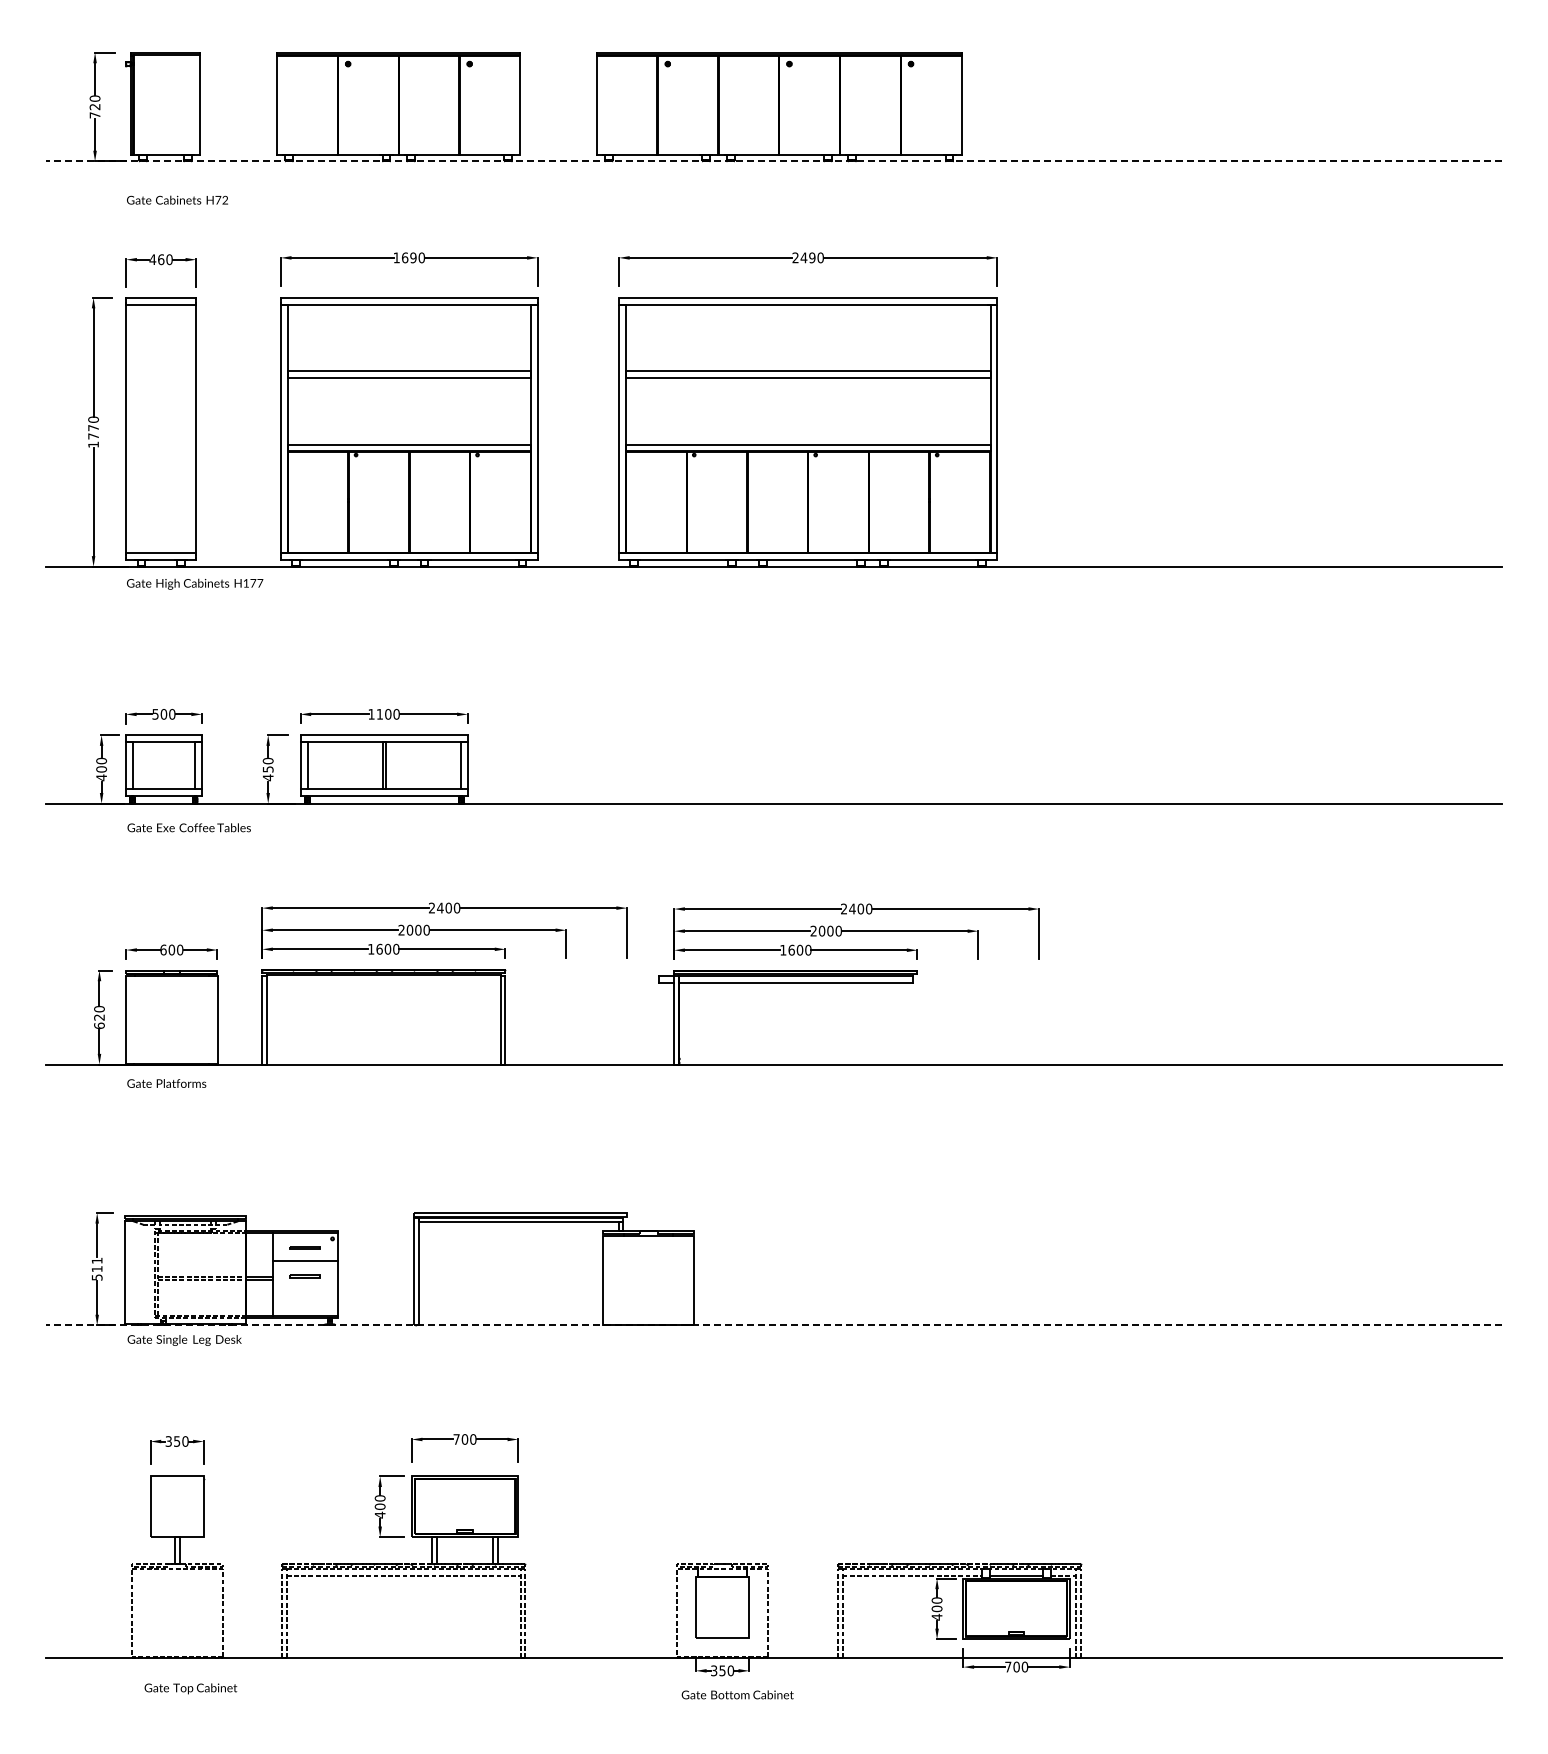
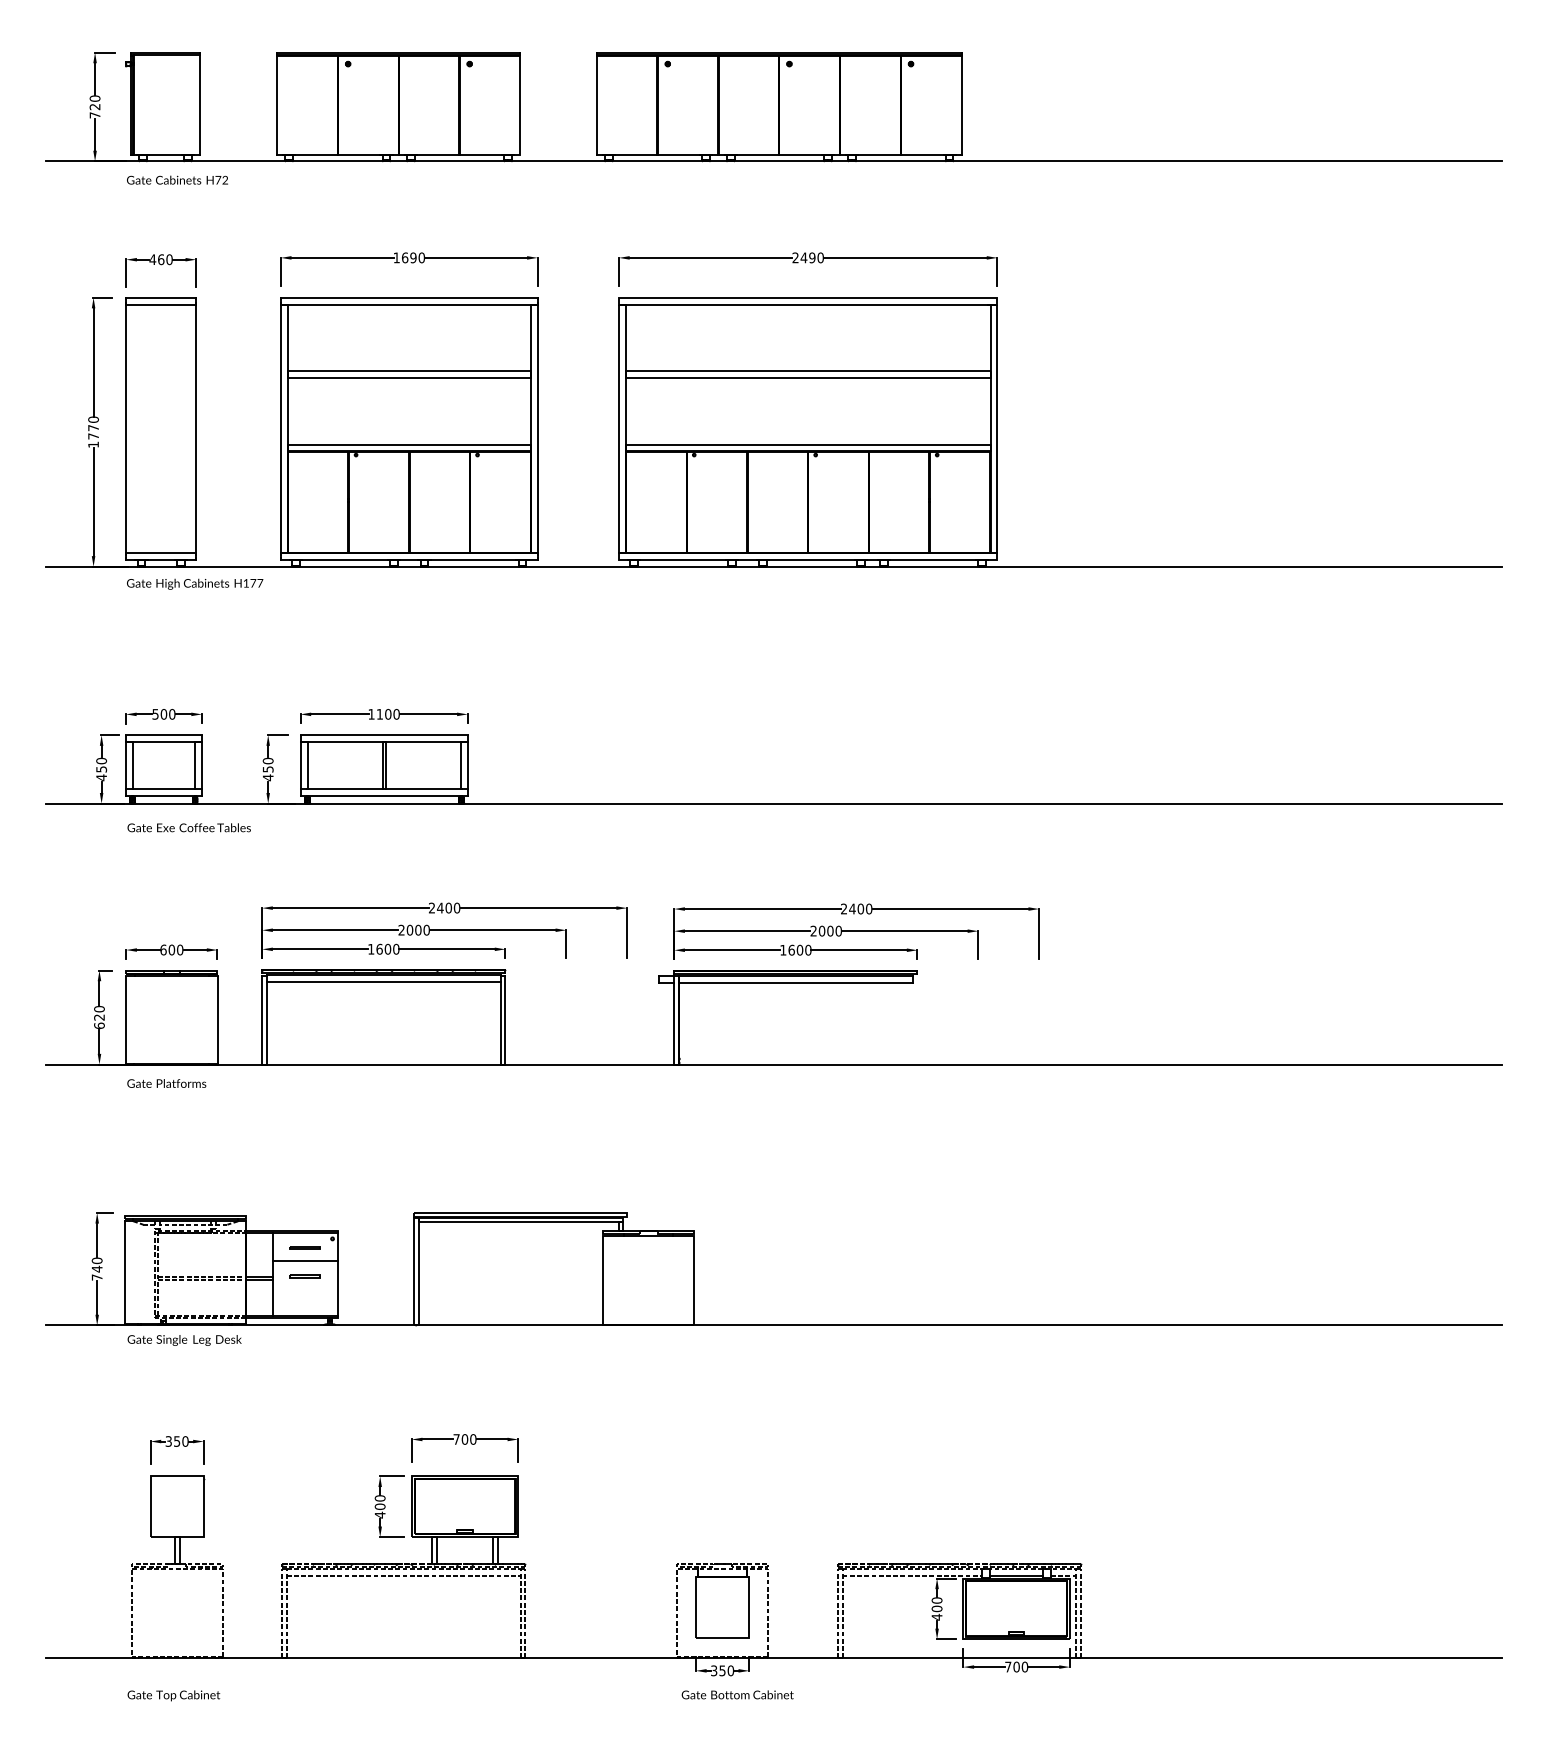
line: dashed -> solid (774, 161)
text position: (177, 199) -> (177, 179) (177, 179)
text: 400 -> 450 (101, 769)
line: none -> present (383, 982)
text: 511 -> 740 (96, 1268)
line: dashed -> solid (774, 1325)
text position: (190, 1688) -> (173, 1695) (173, 1695)
